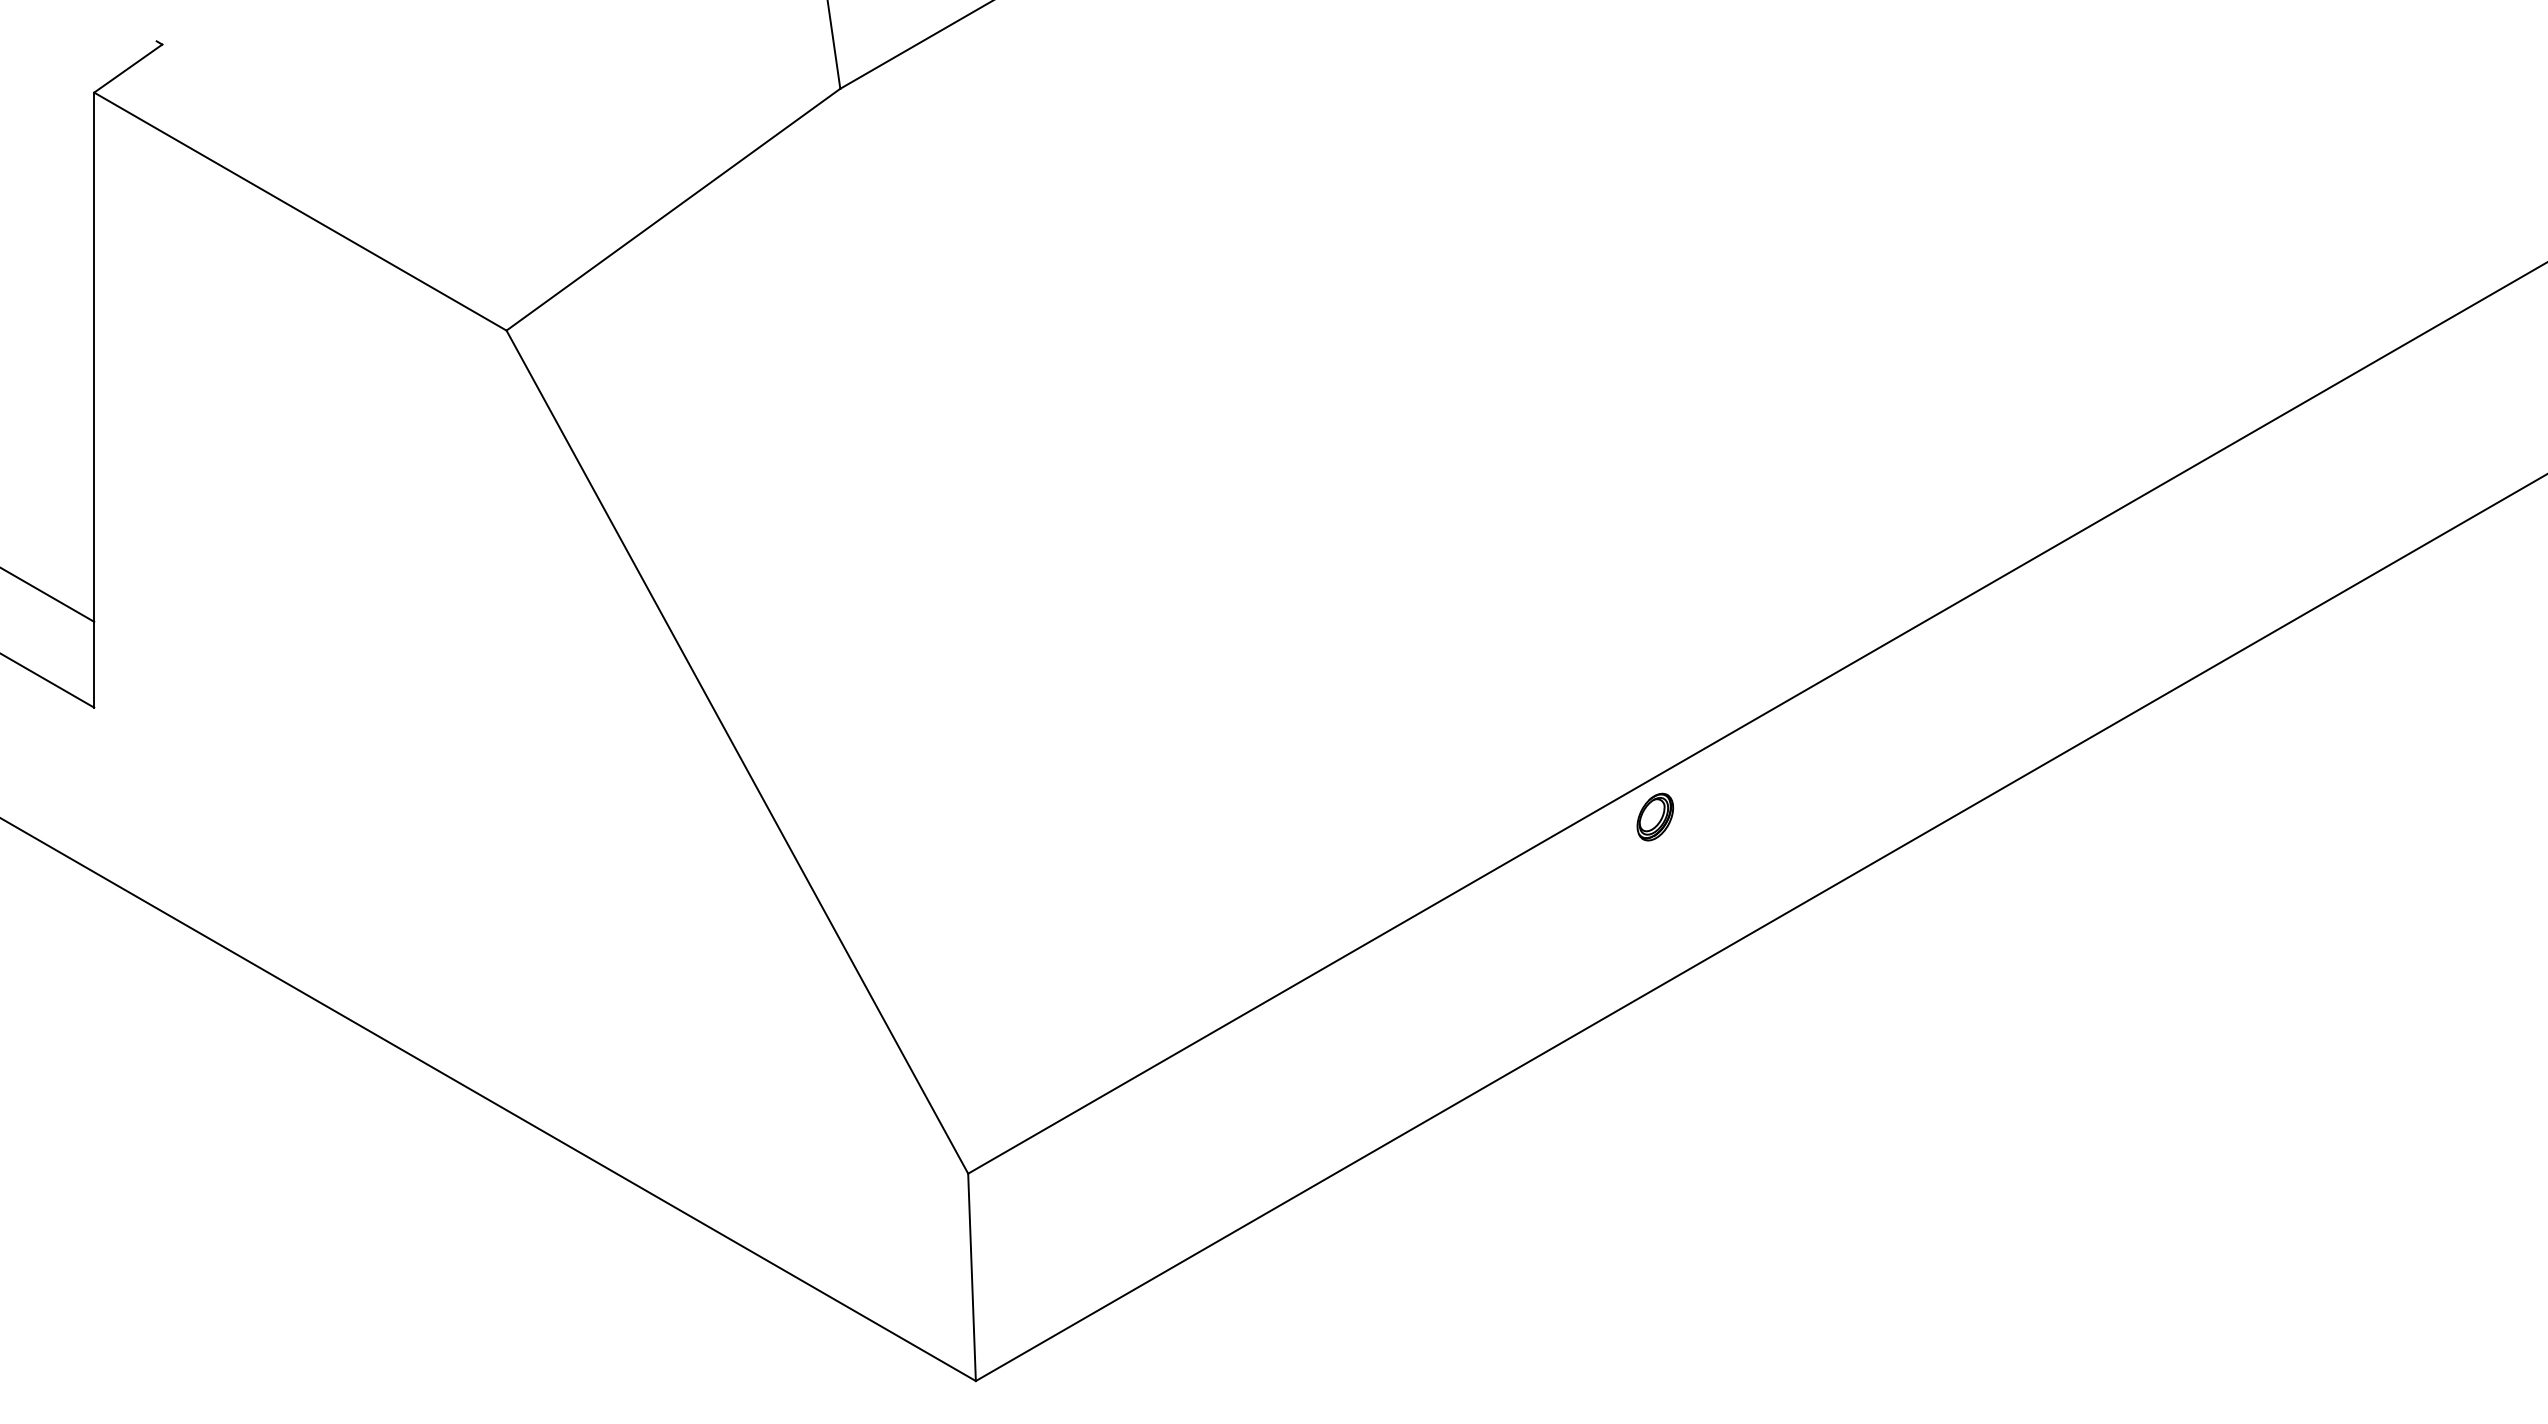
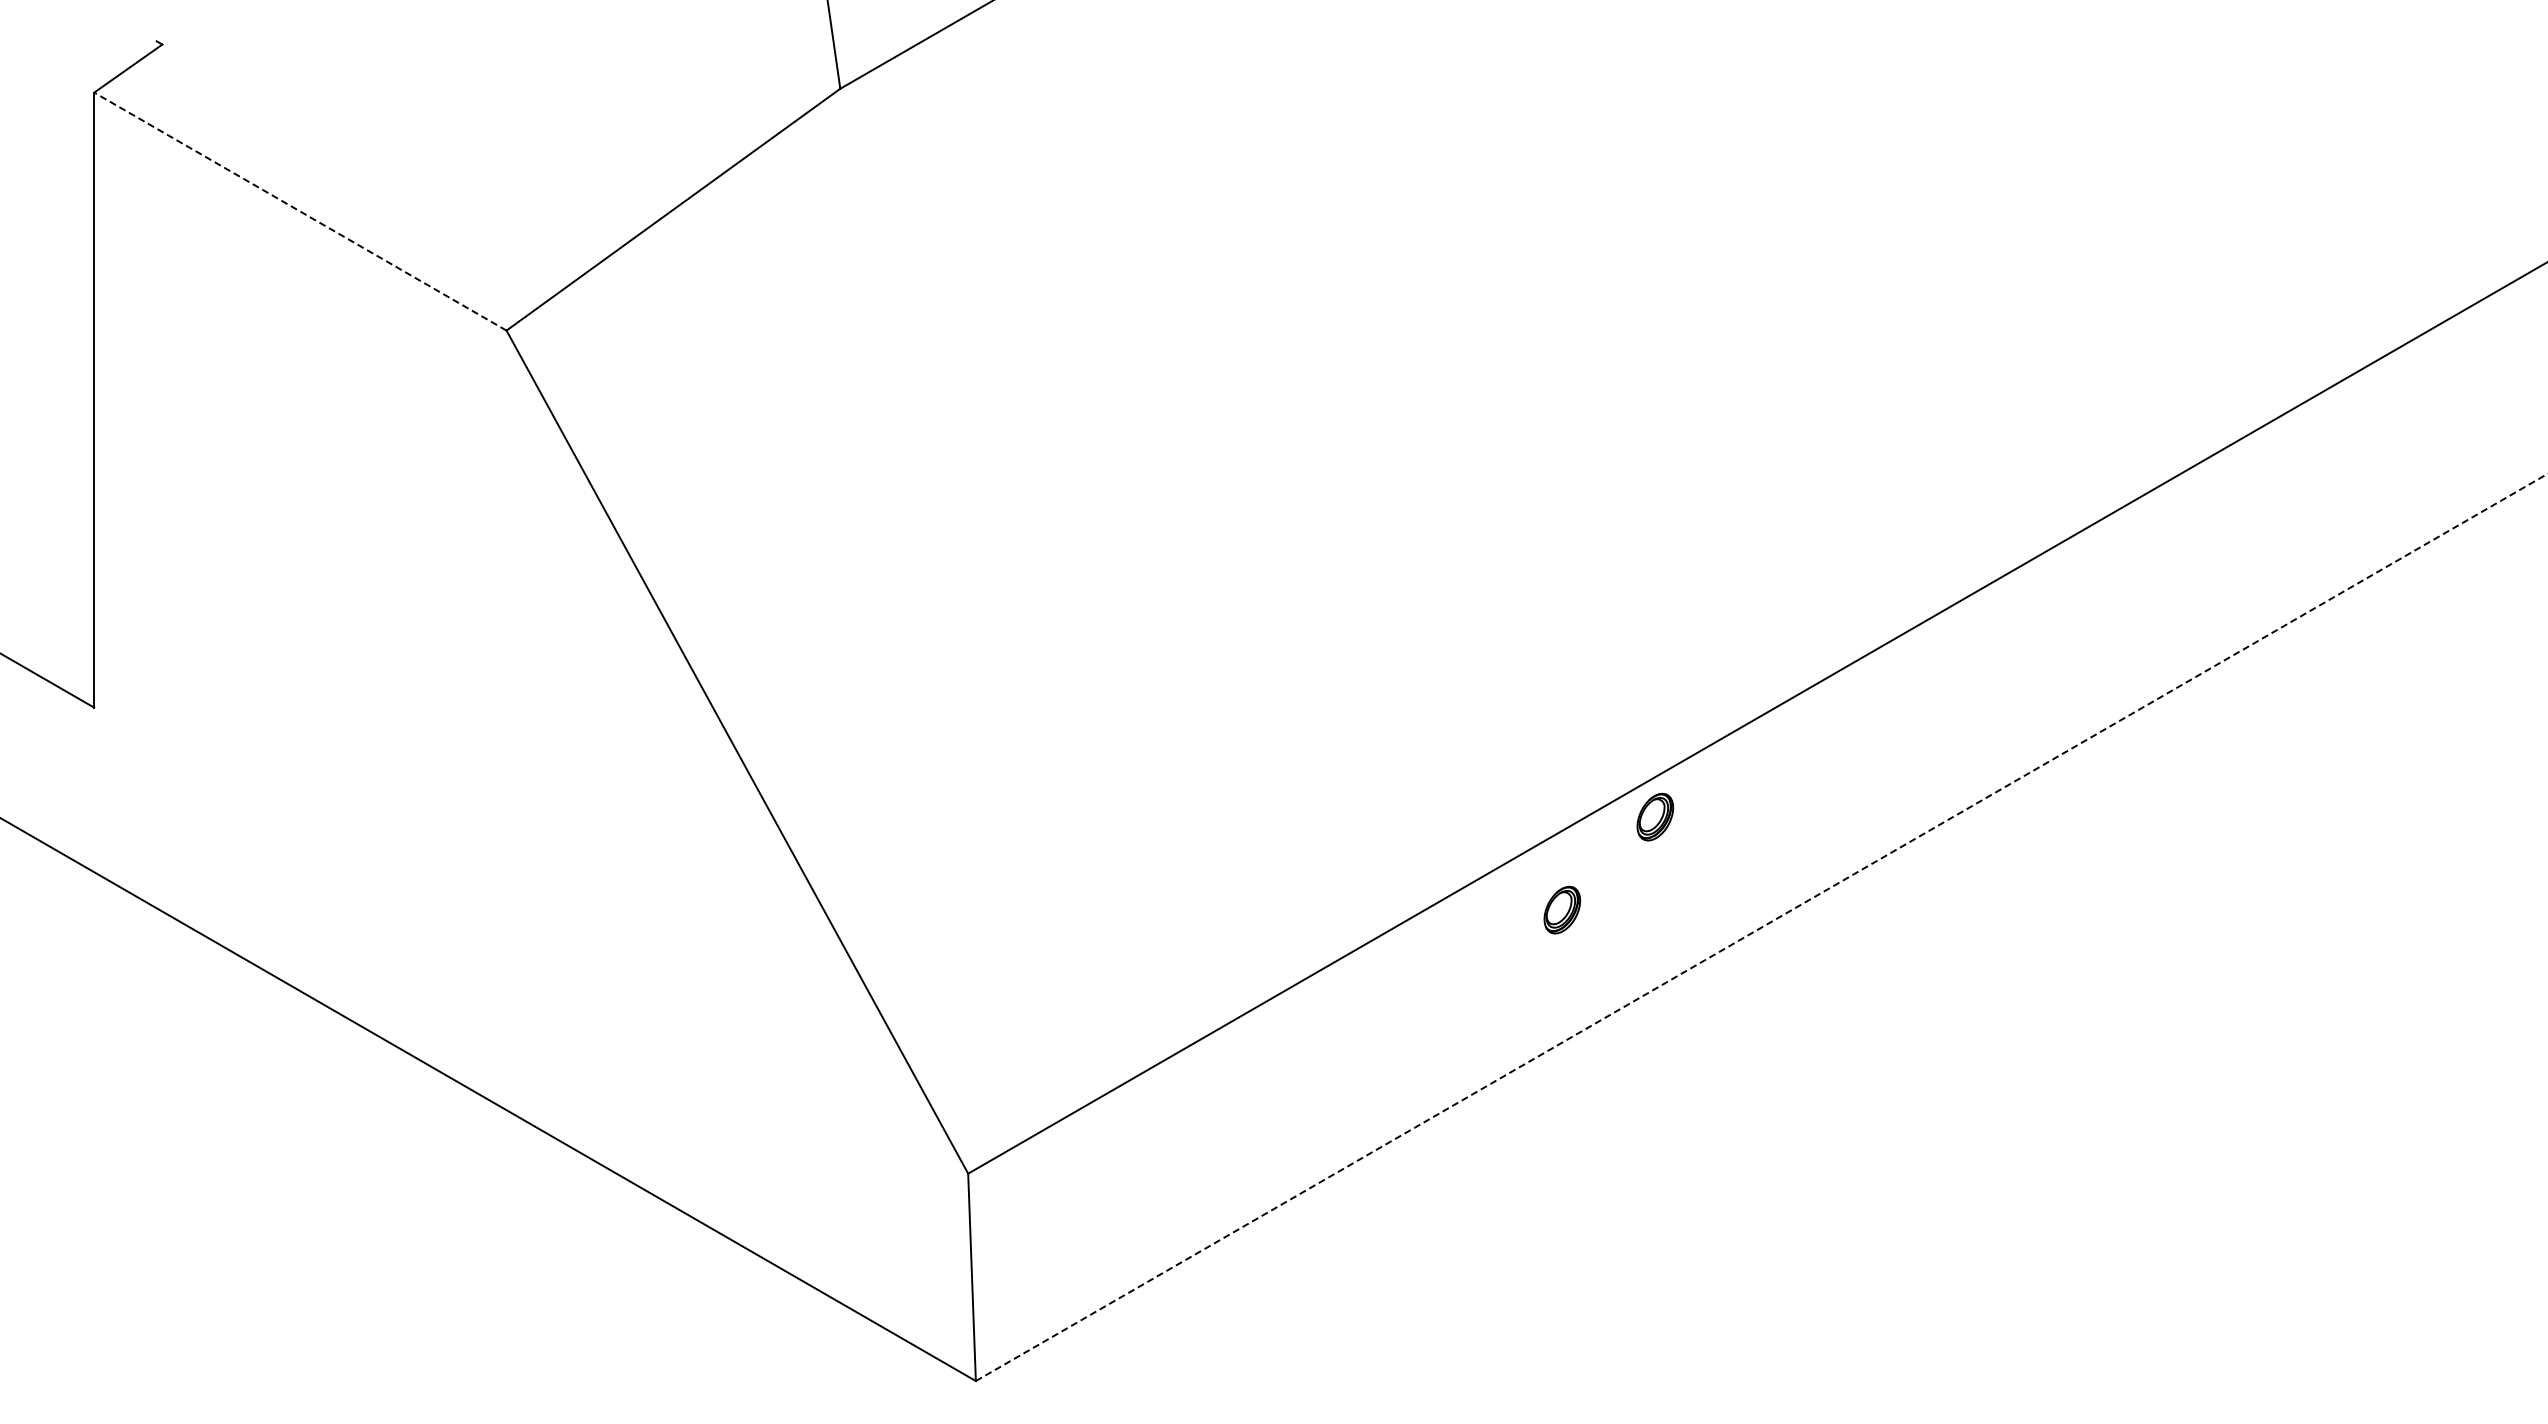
line: solid -> dashed (299, 211)
line: present -> none (48, 594)
part: none -> present (1562, 909)
line: solid -> dashed (1762, 927)
